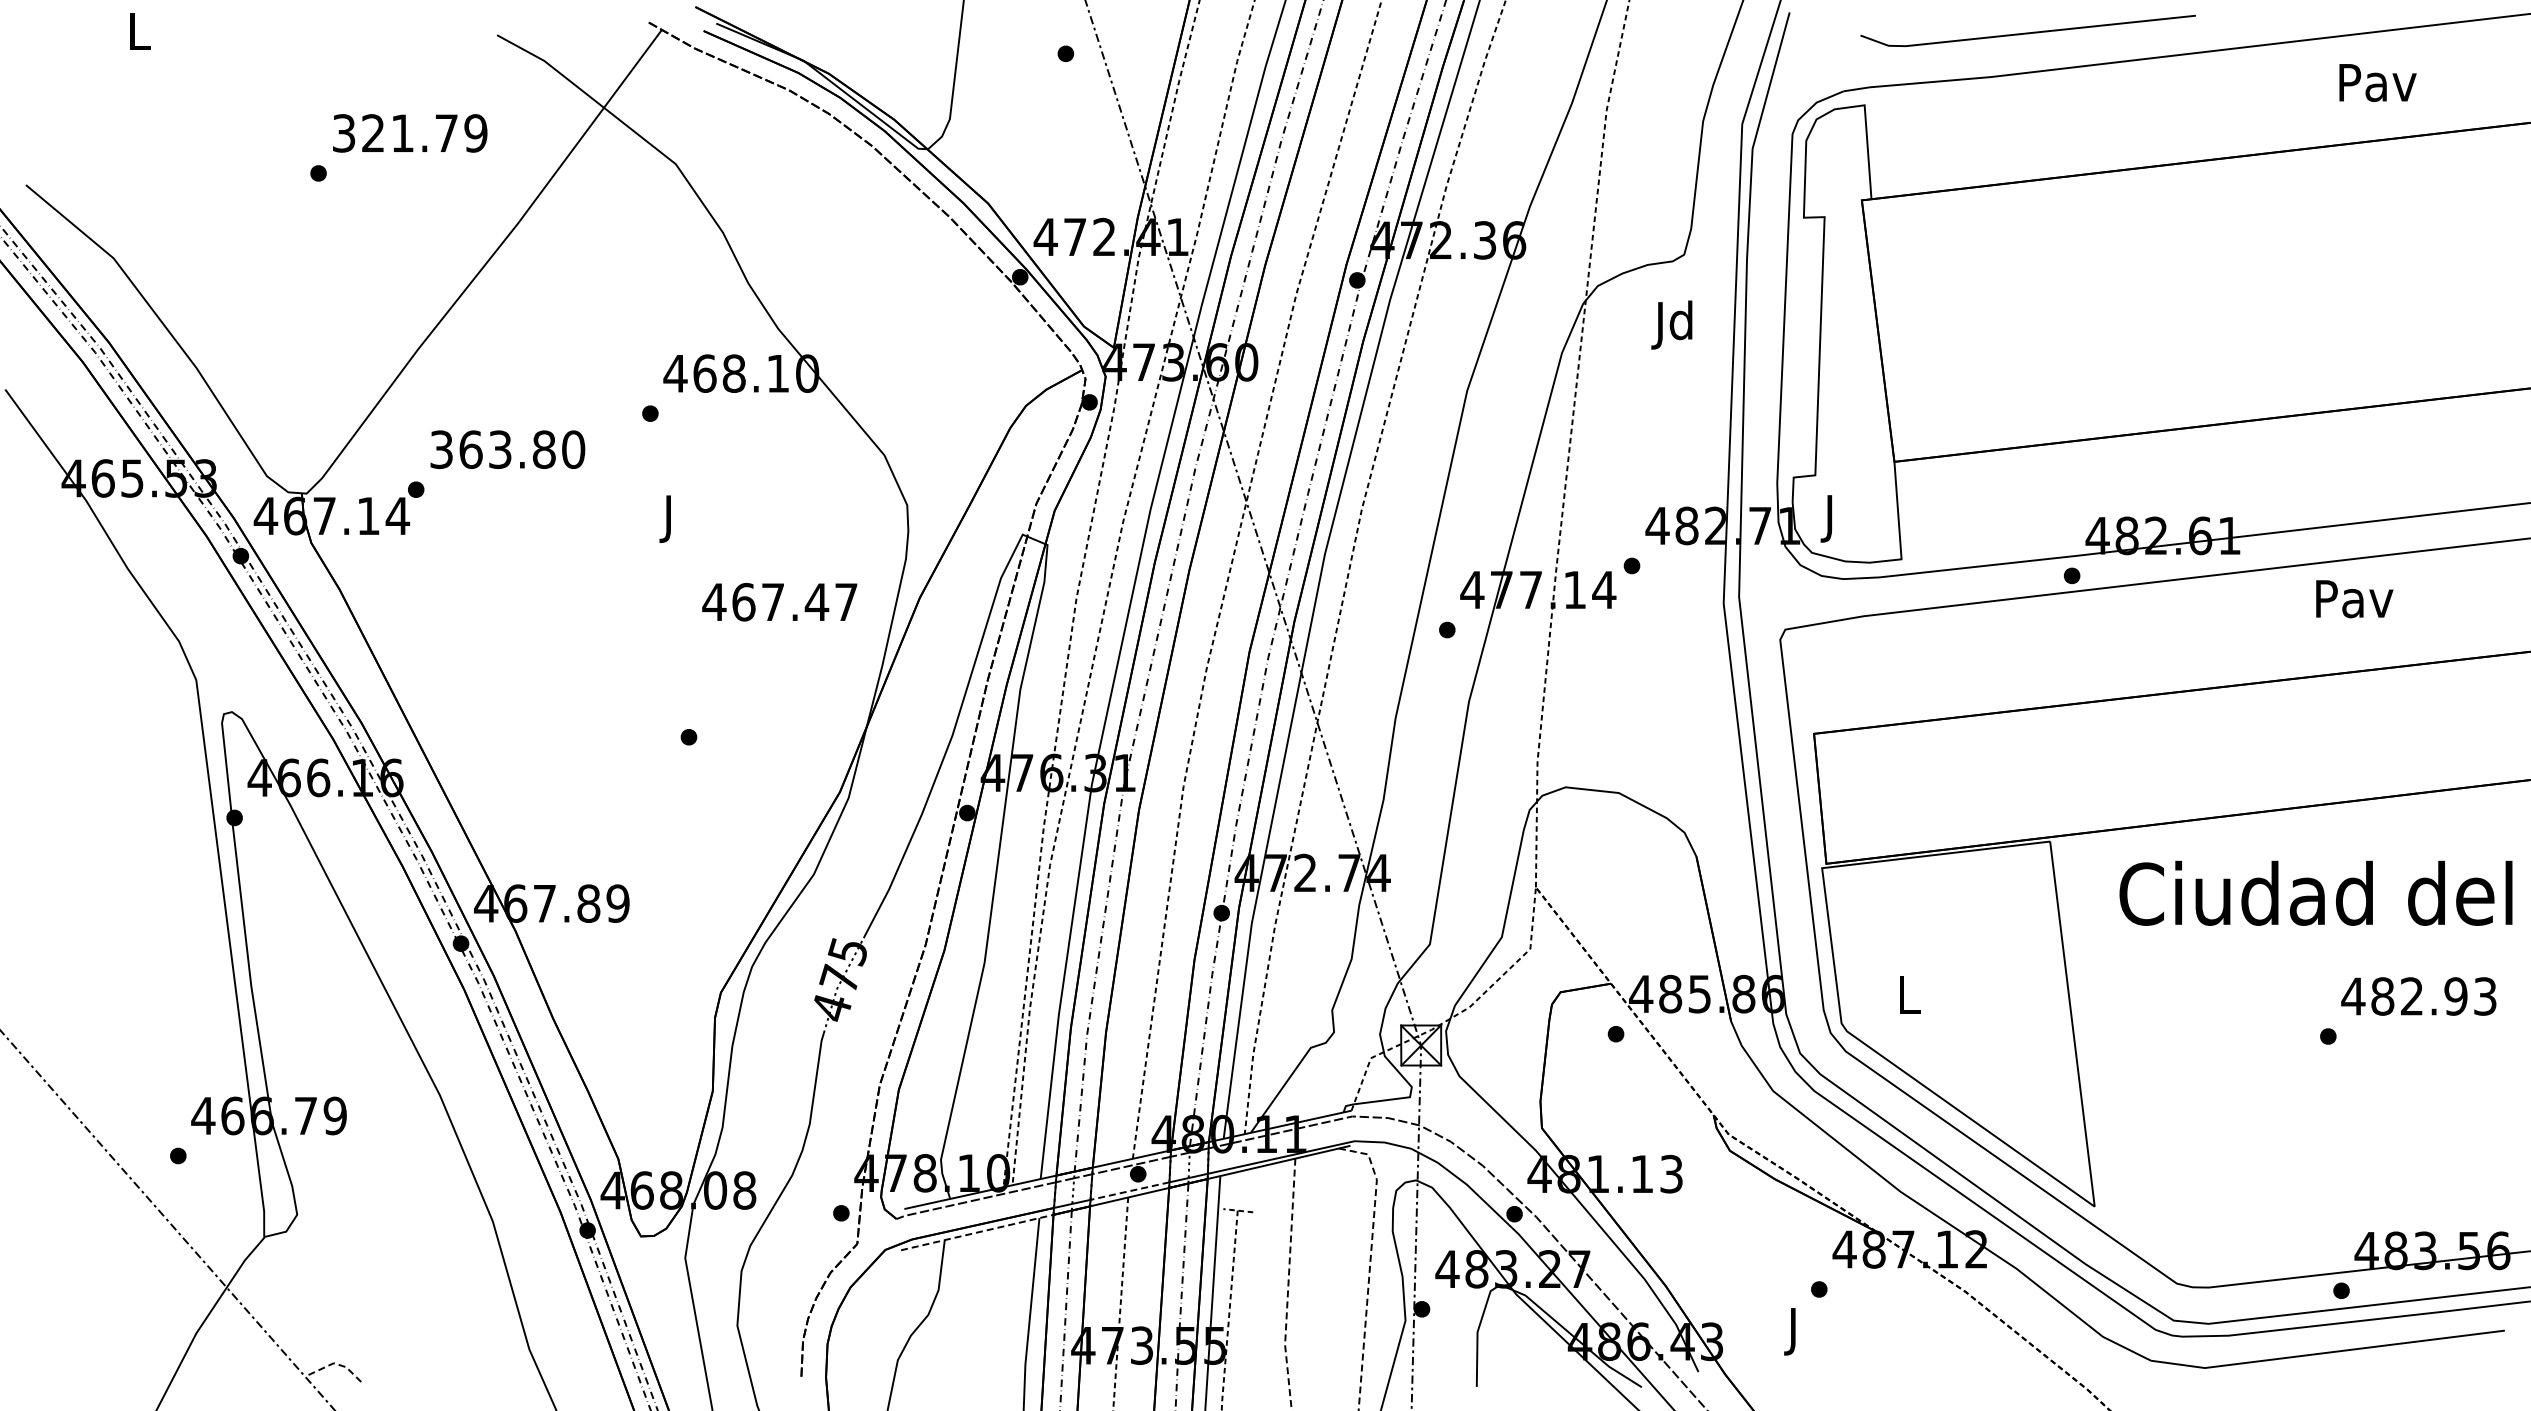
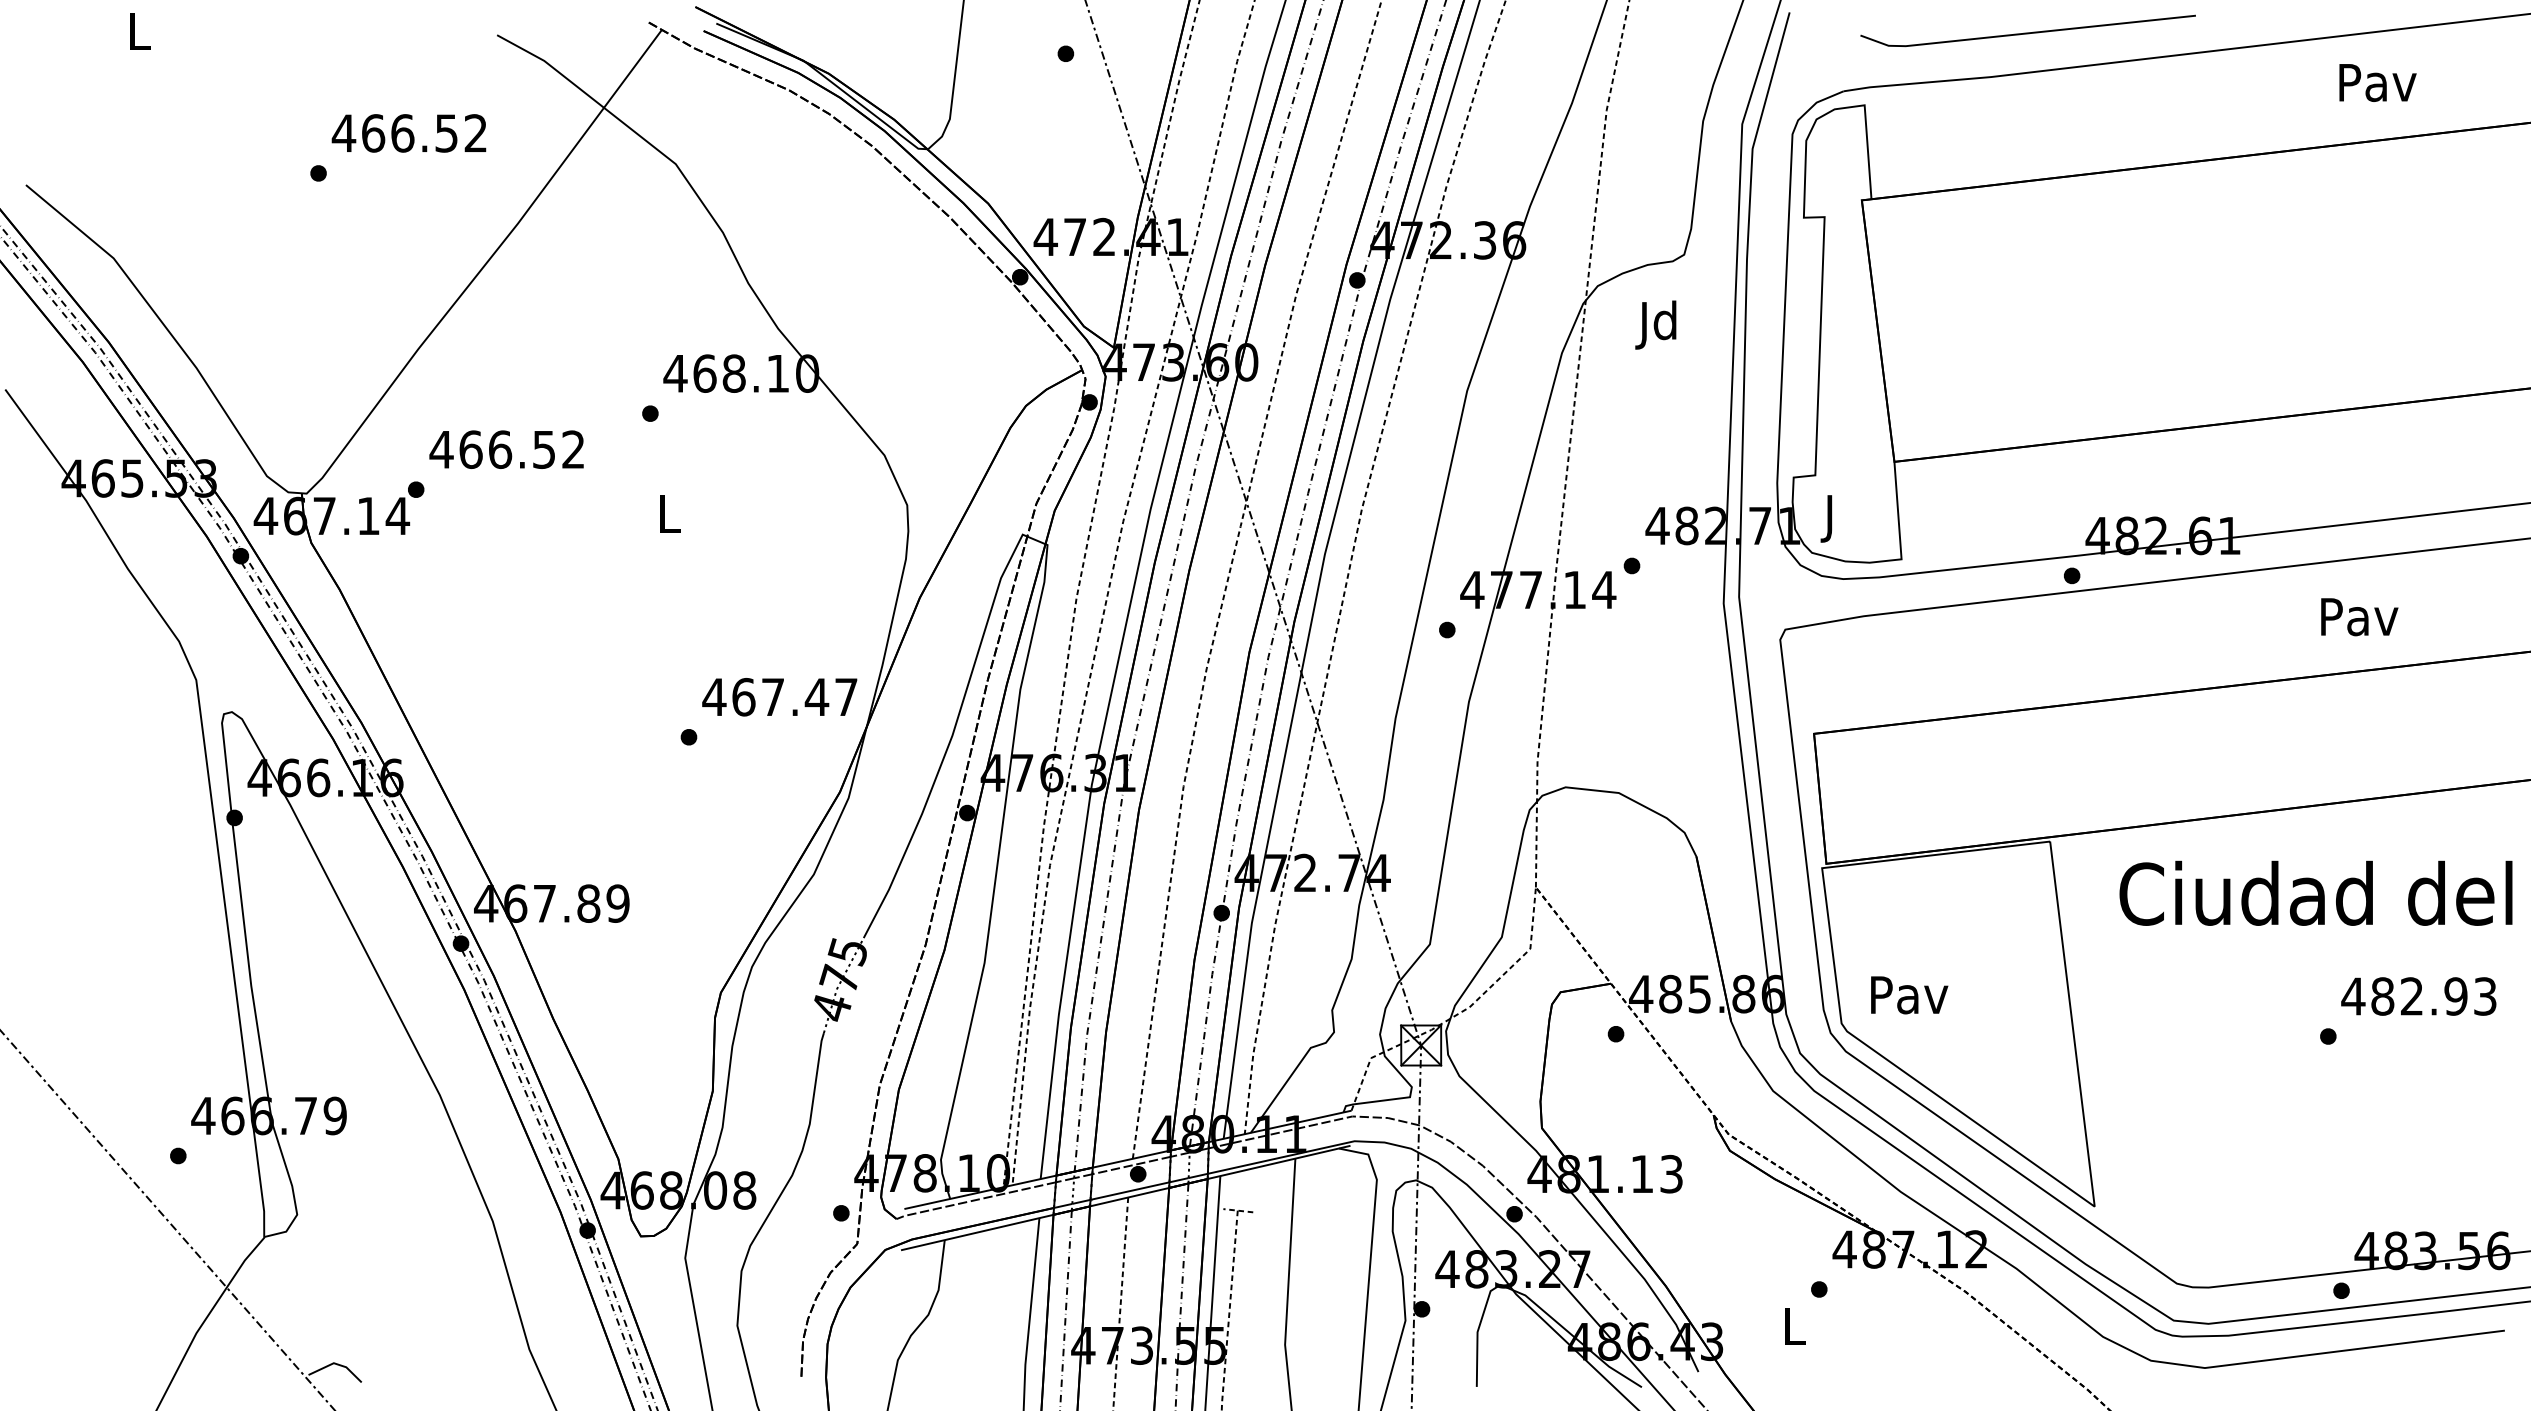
text: 321.79 -> 466.52 (409, 133)
text position: (1671, 324) -> (1655, 324) (1655, 324)
text: 363.80 -> 466.52 (507, 449)
text: J -> L (669, 518)
text position: (2354, 599) -> (2359, 617) (2359, 617)
text position: (779, 602) -> (779, 697) (779, 697)
text: L -> Pav (1909, 995)
line: dashed -> solid (1129, 1191)
line: dashed -> solid (978, 1232)
line: dashed -> solid (1370, 1266)
line: dashed -> solid (1288, 1285)
text: J -> L (1794, 1331)
line: dashed -> solid (337, 1364)
